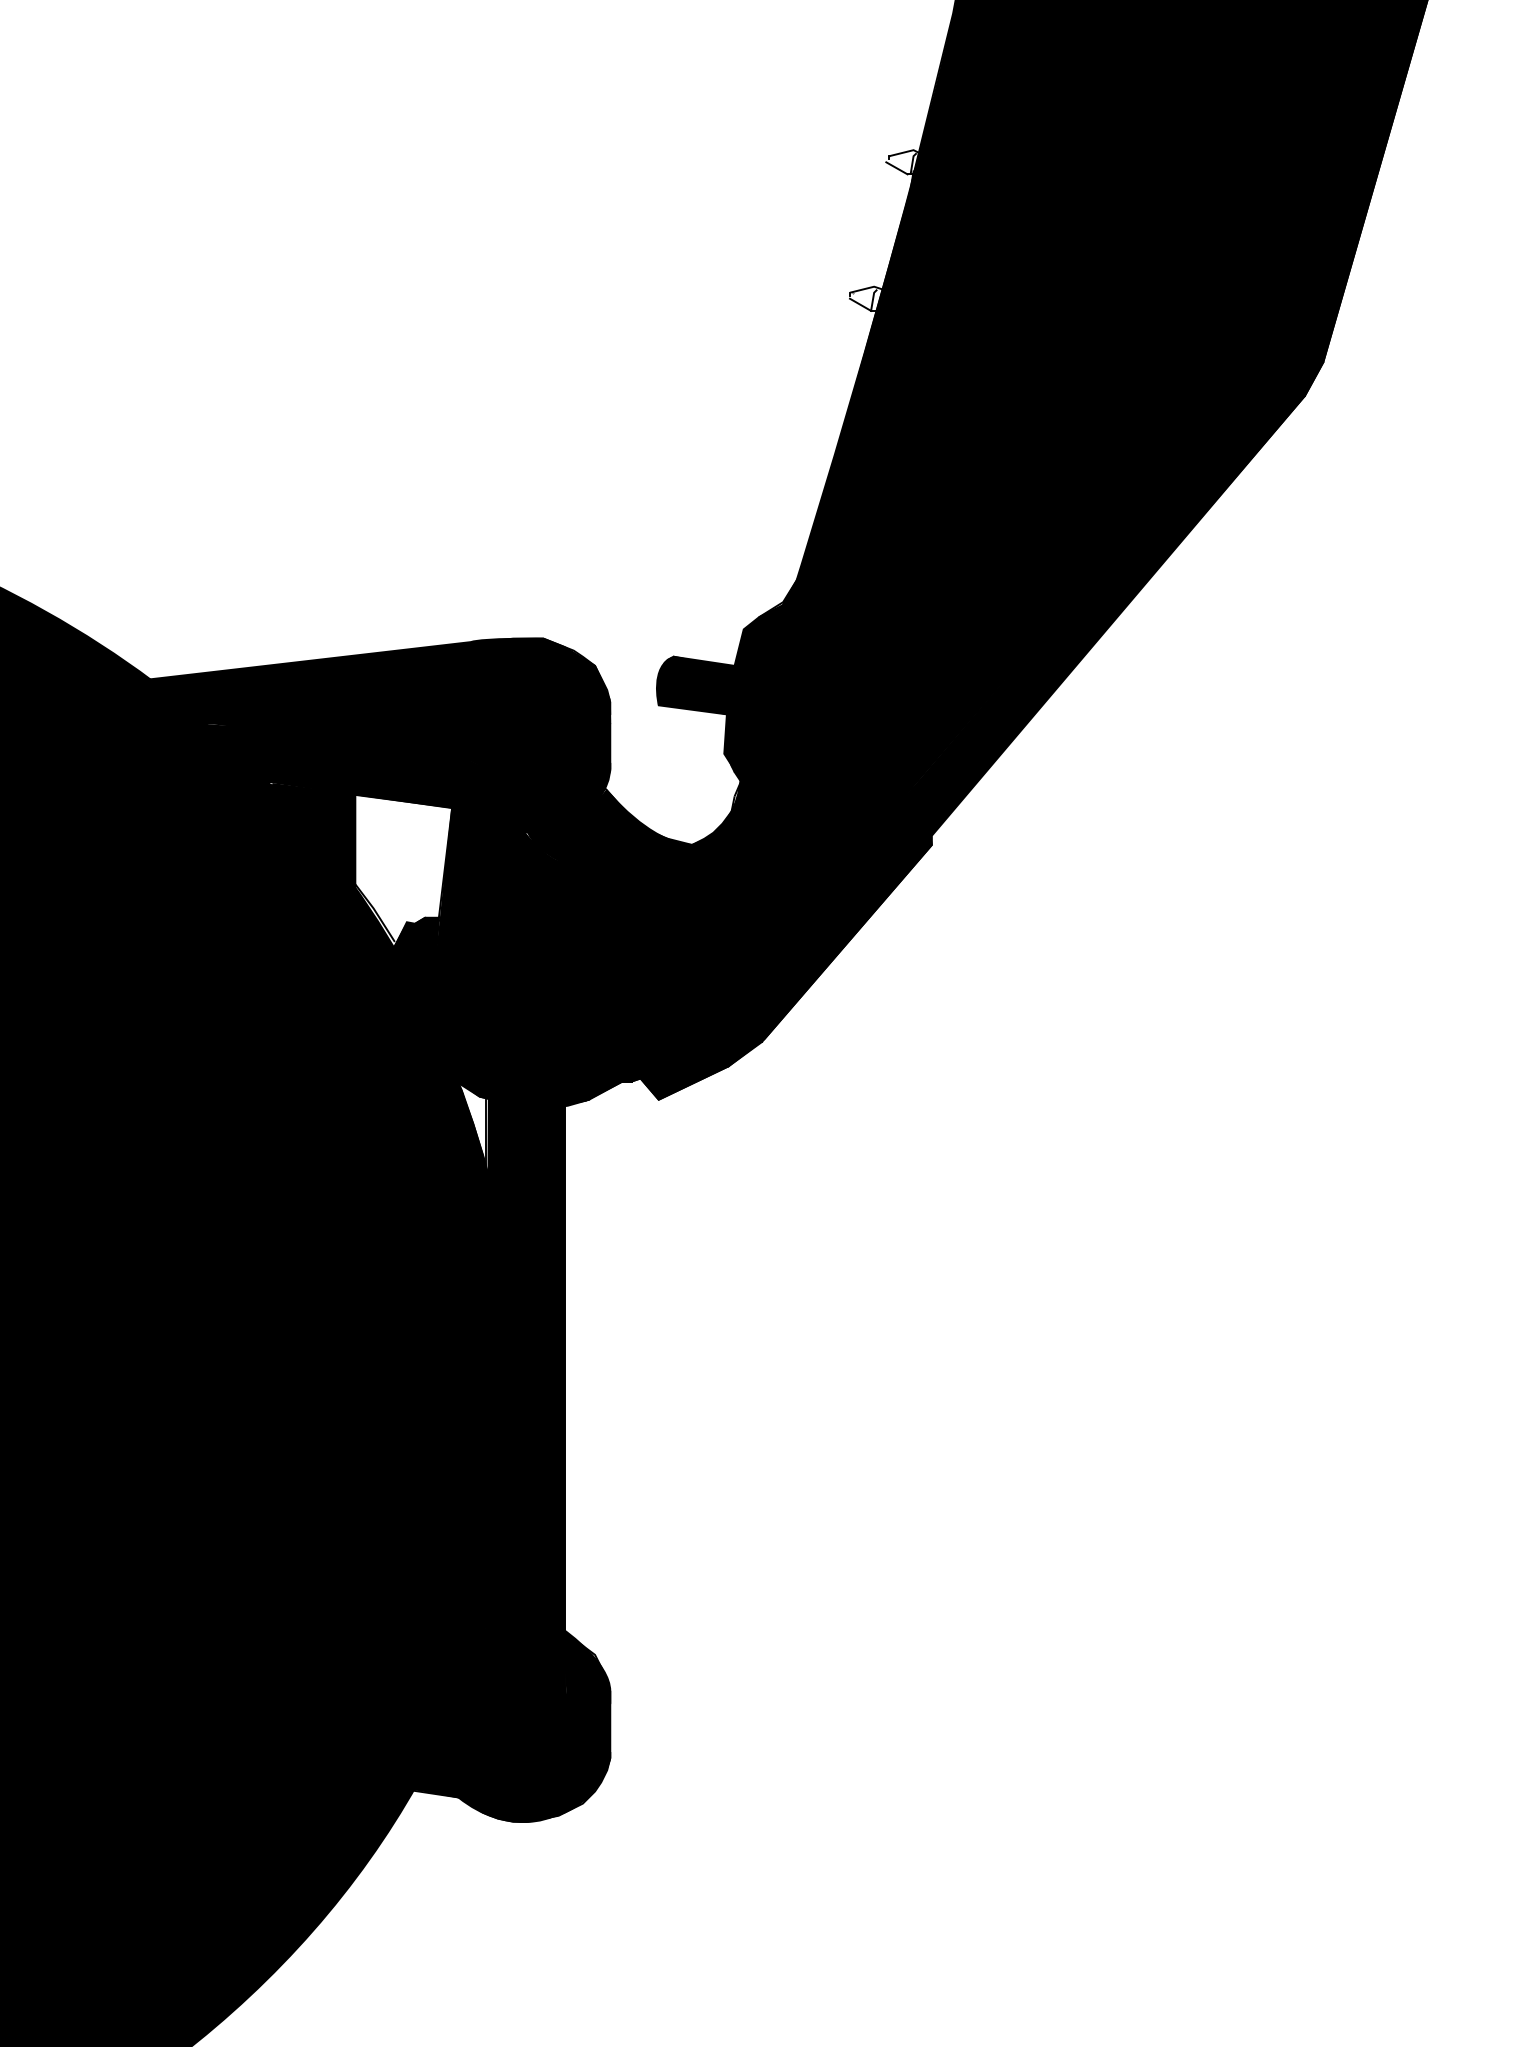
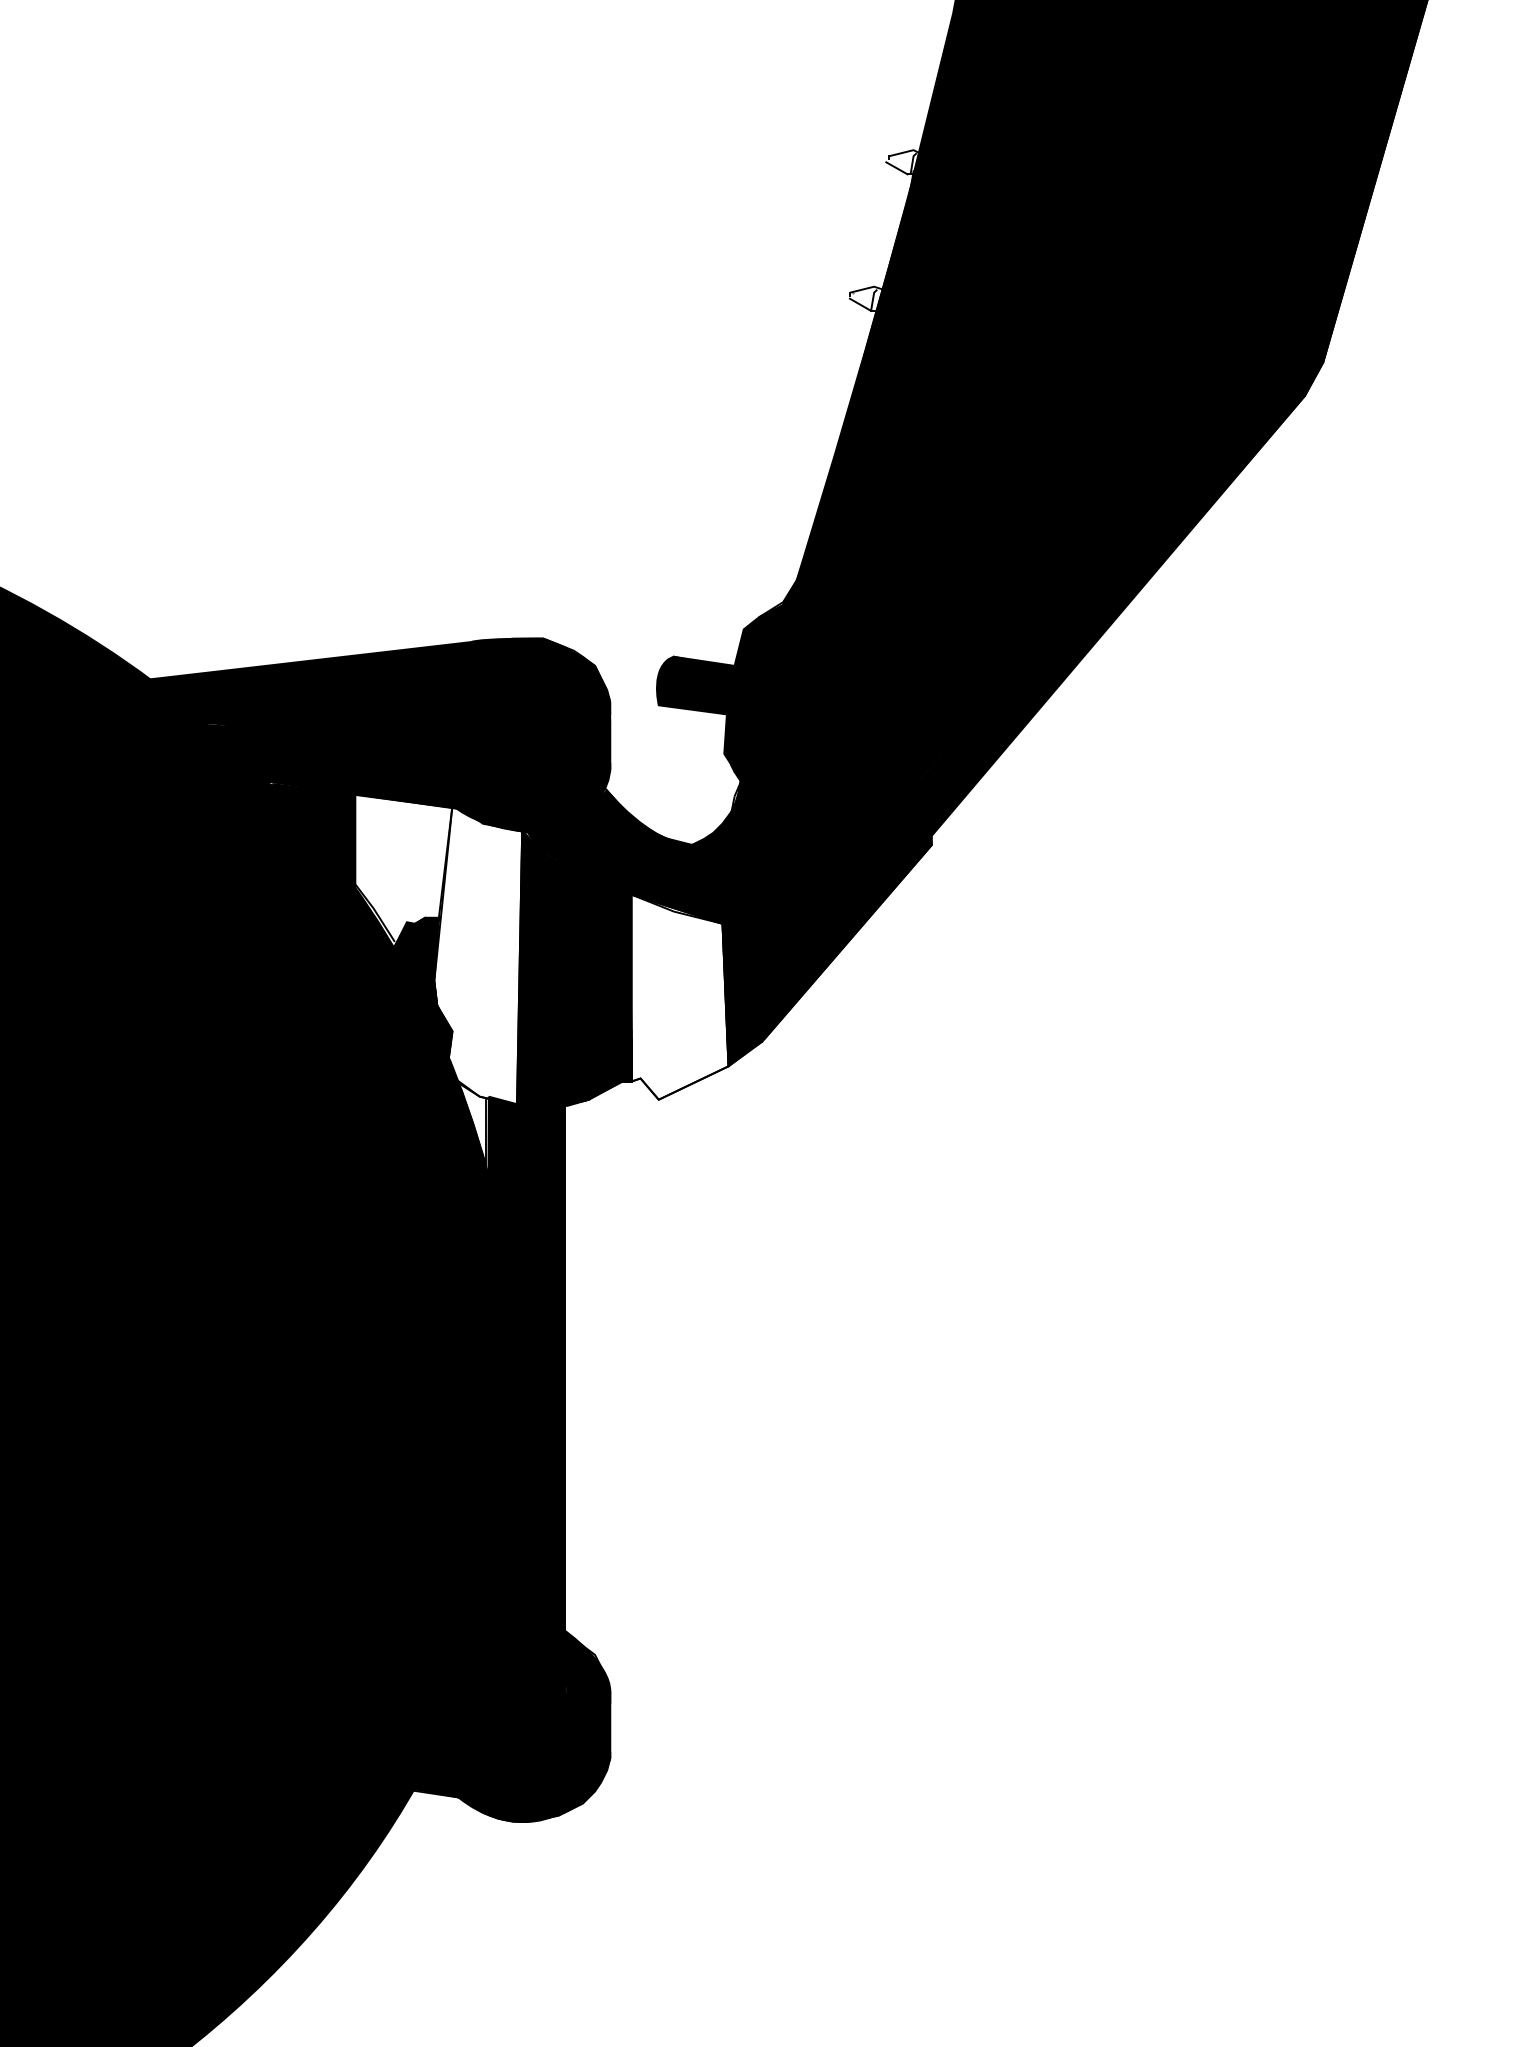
fill: present -> none (478, 955)
fill: present -> none (679, 996)
